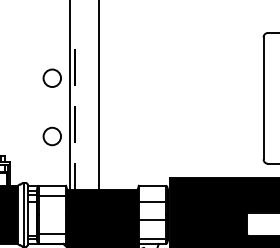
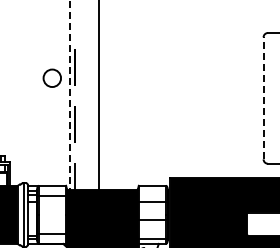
line: solid -> dashed (70, 96)
line: solid -> dashed (263, 97)
circle: present -> none (51, 136)
